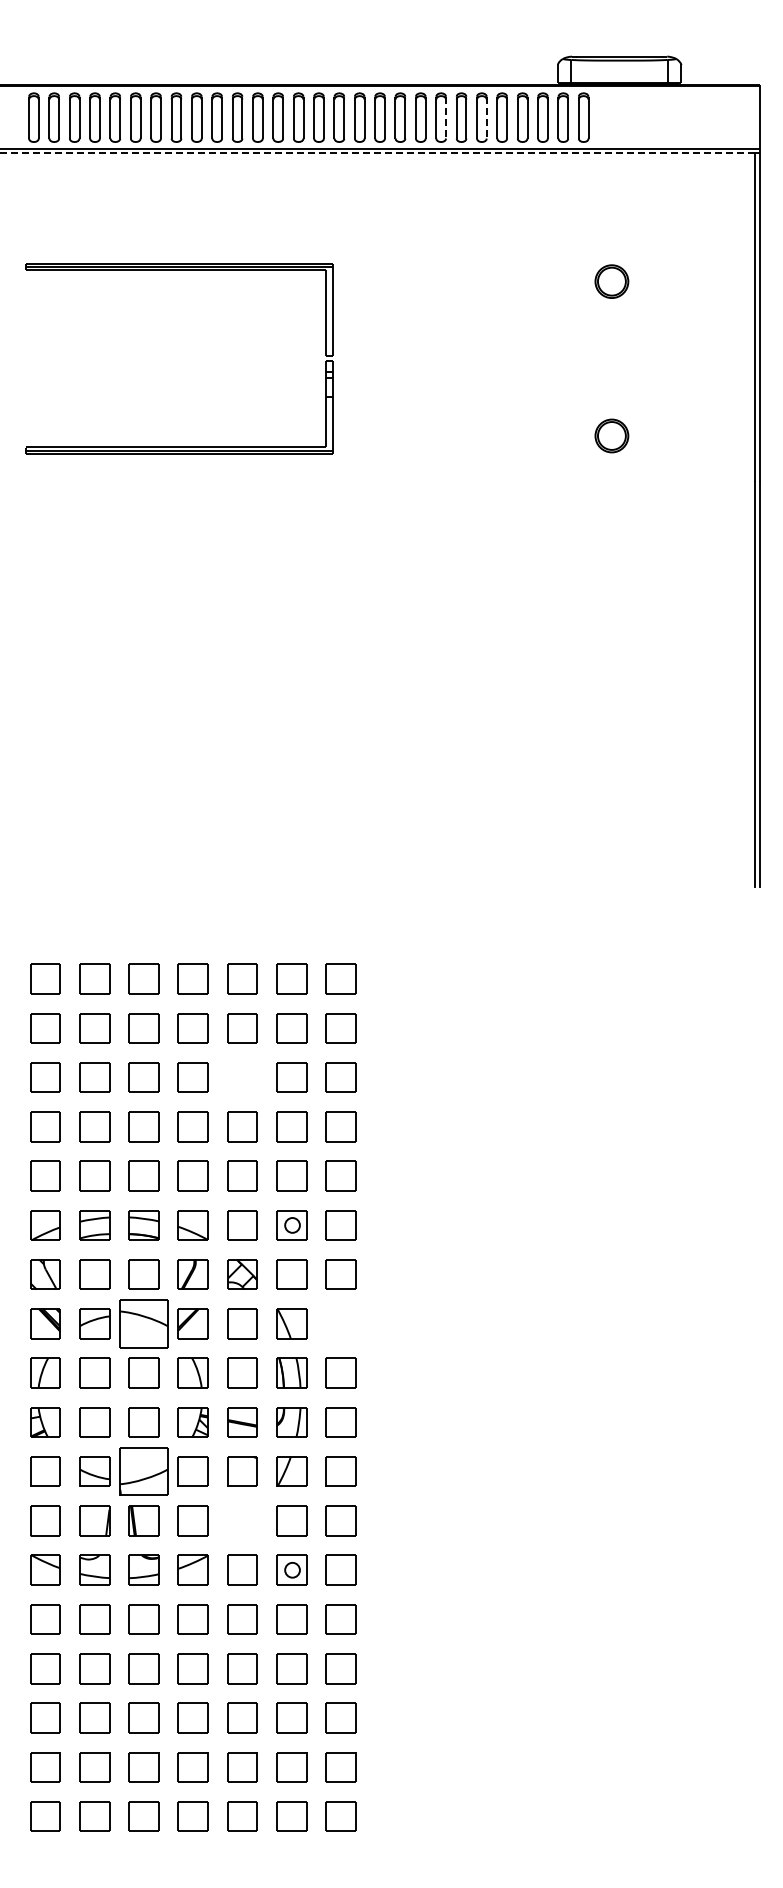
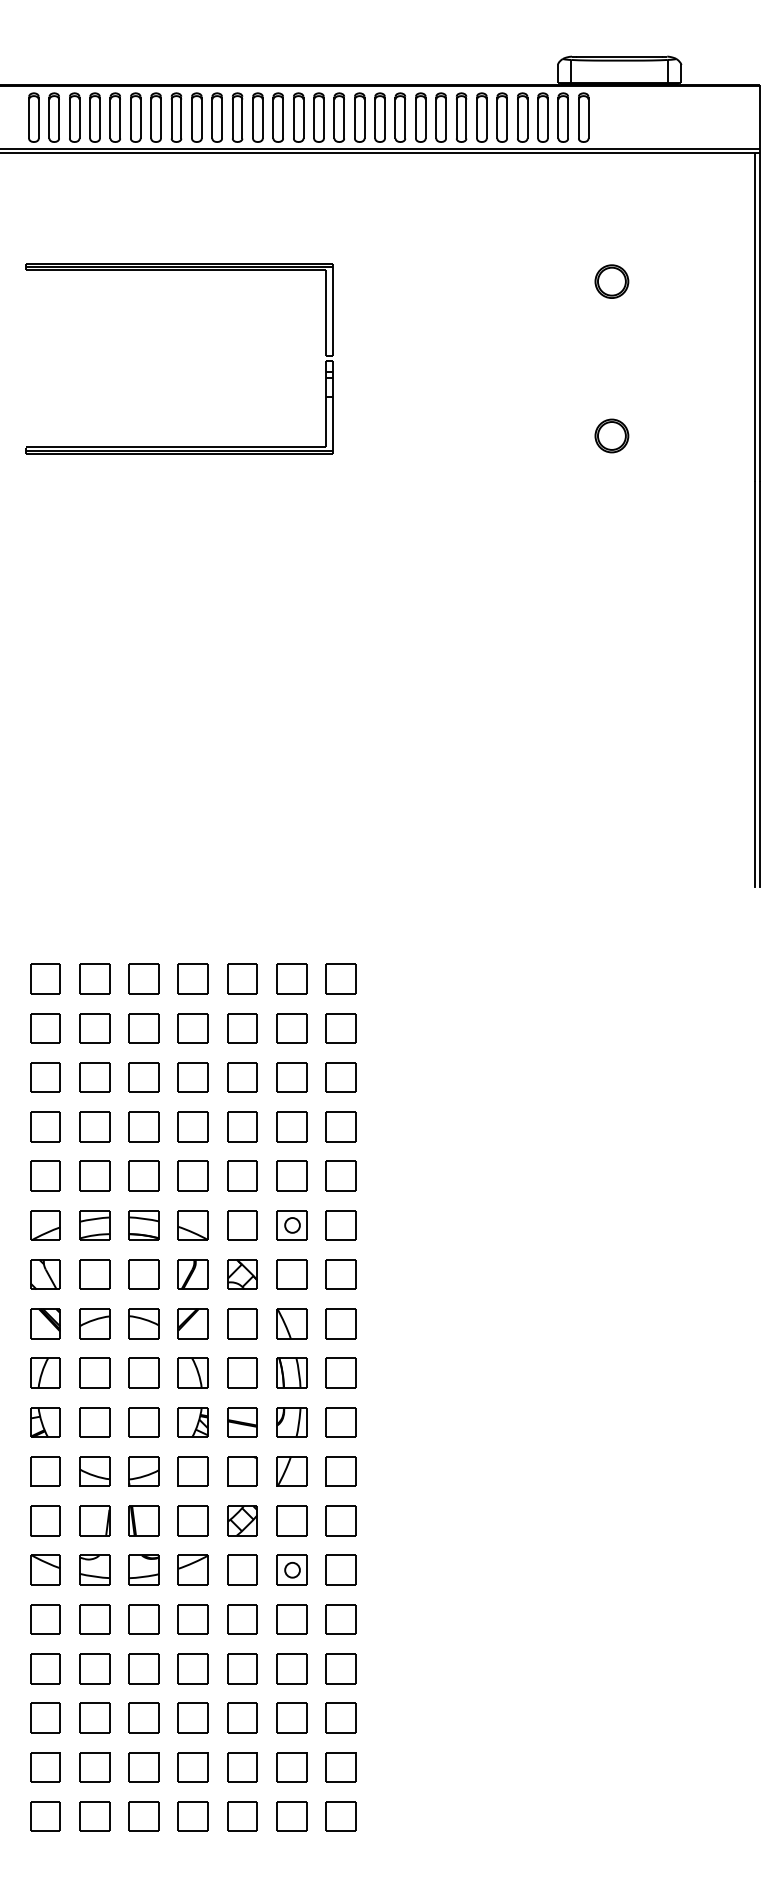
line: dashed -> solid (446, 117)
line: dashed -> solid (486, 117)
line: dashed -> solid (377, 153)
part: none -> present (242, 1077)
part size: 50x50 px -> 32x32 px (143, 1323)
part: none -> present (340, 1323)
part size: 50x49 px -> 32x31 px (143, 1471)
part: none -> present (242, 1520)
